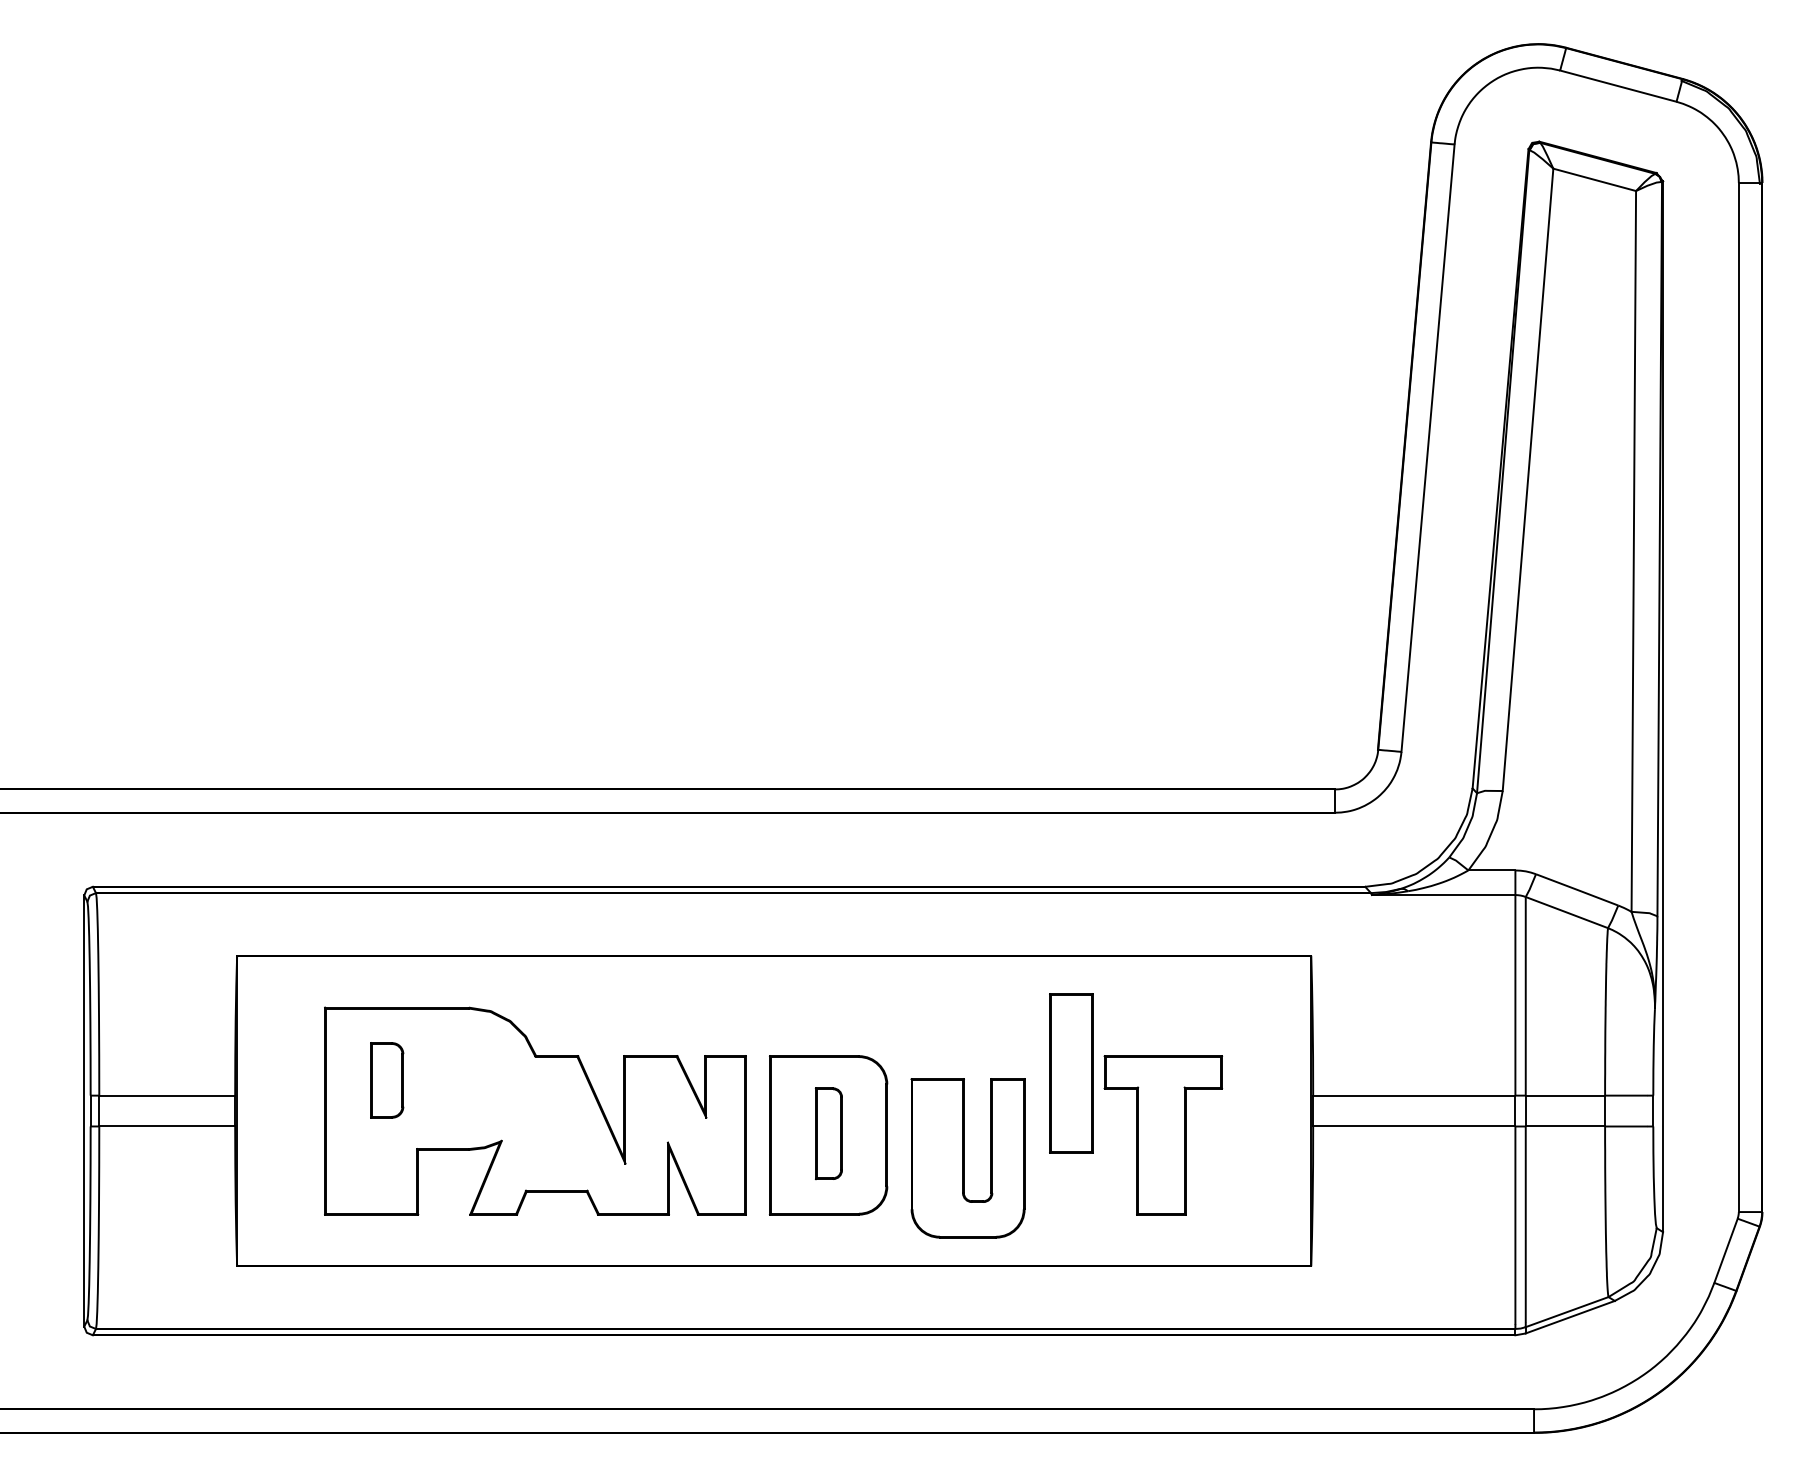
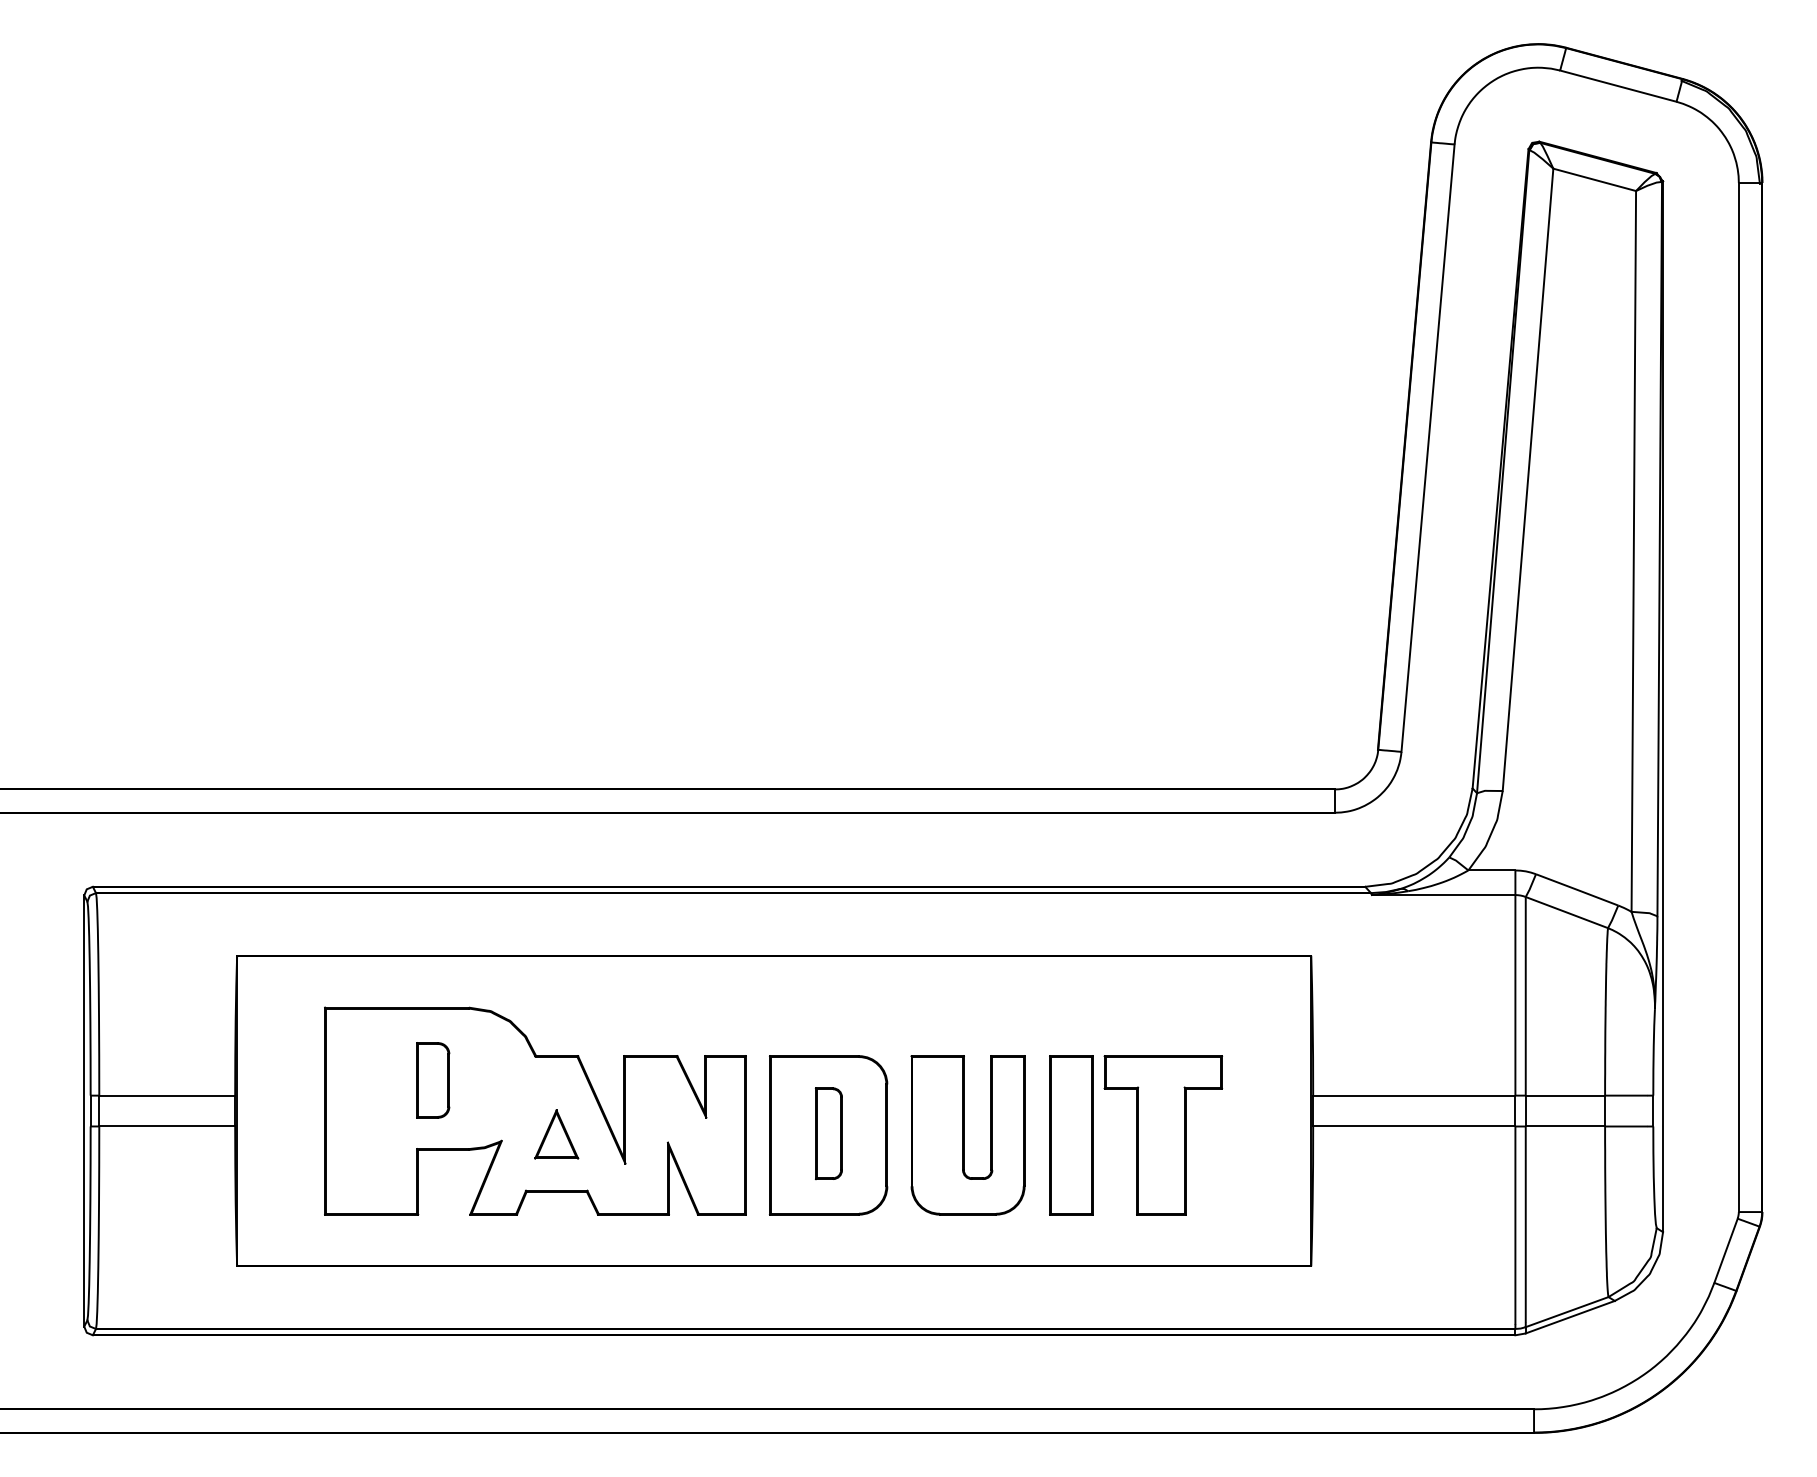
part position: (1071, 1073) -> (1071, 1135) (1071, 1135)
part position: (387, 1080) -> (433, 1080) (433, 1080)
part: none -> present (556, 1134)
part position: (967, 1158) -> (967, 1135) (967, 1135)
